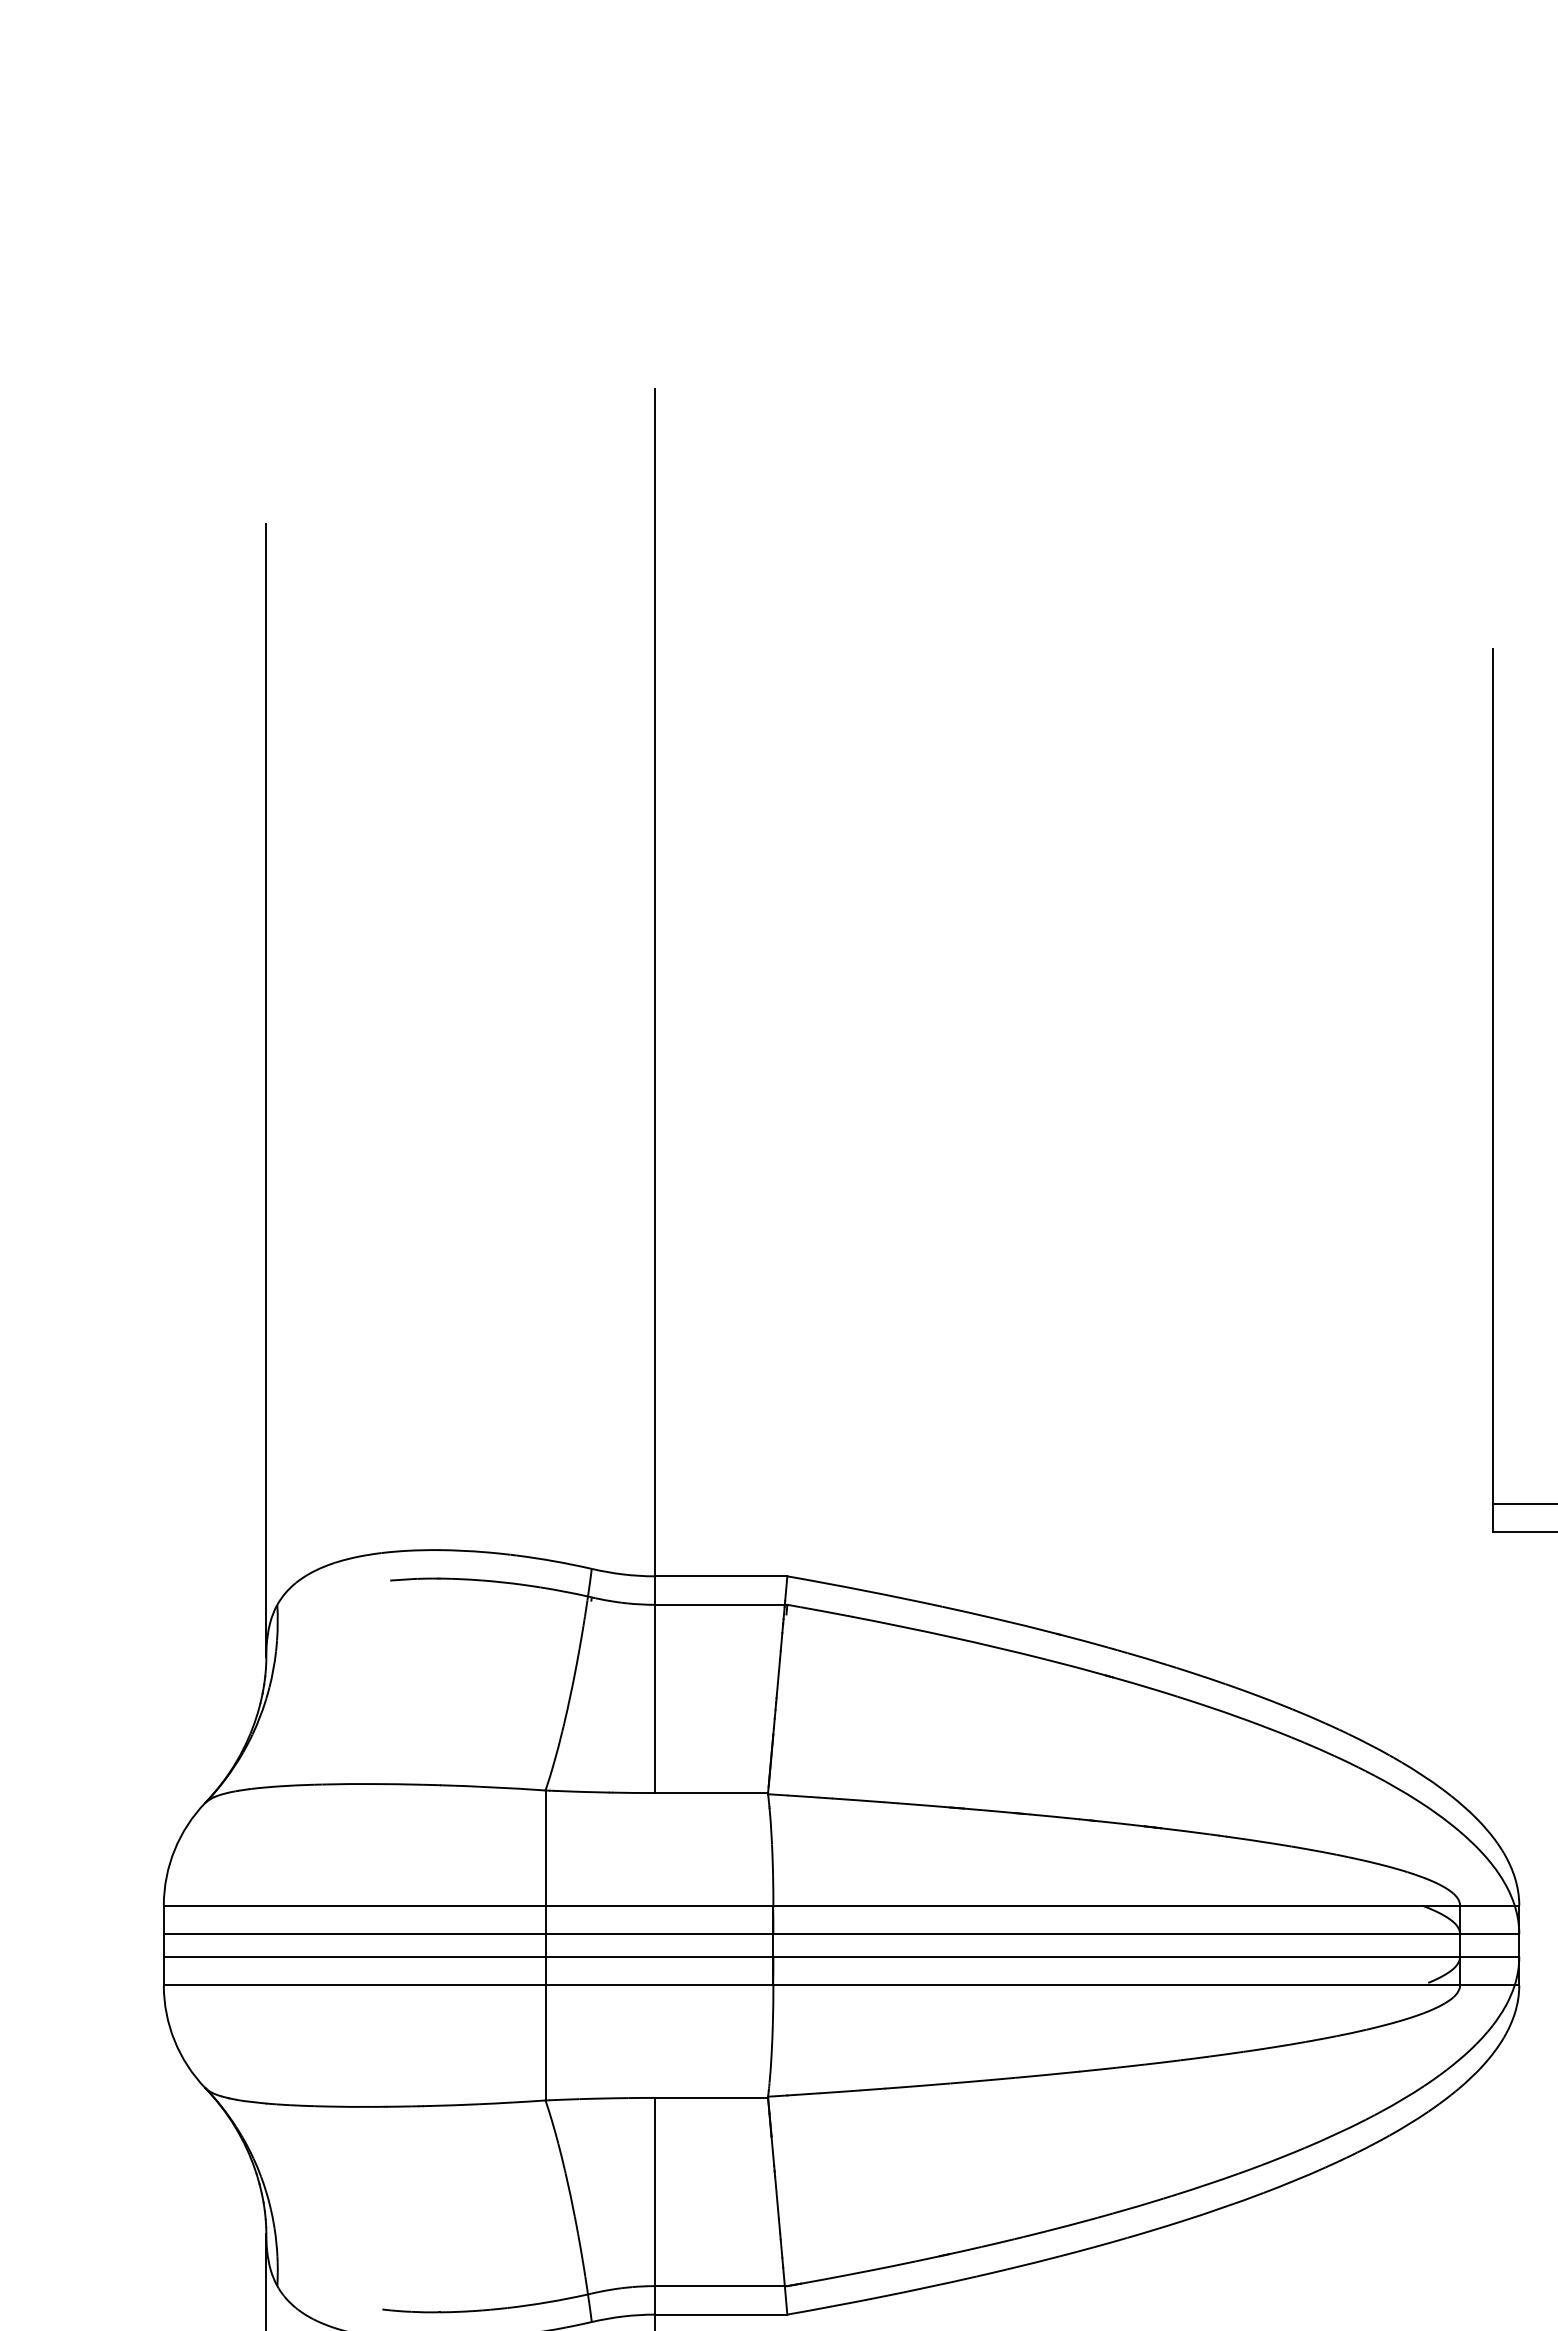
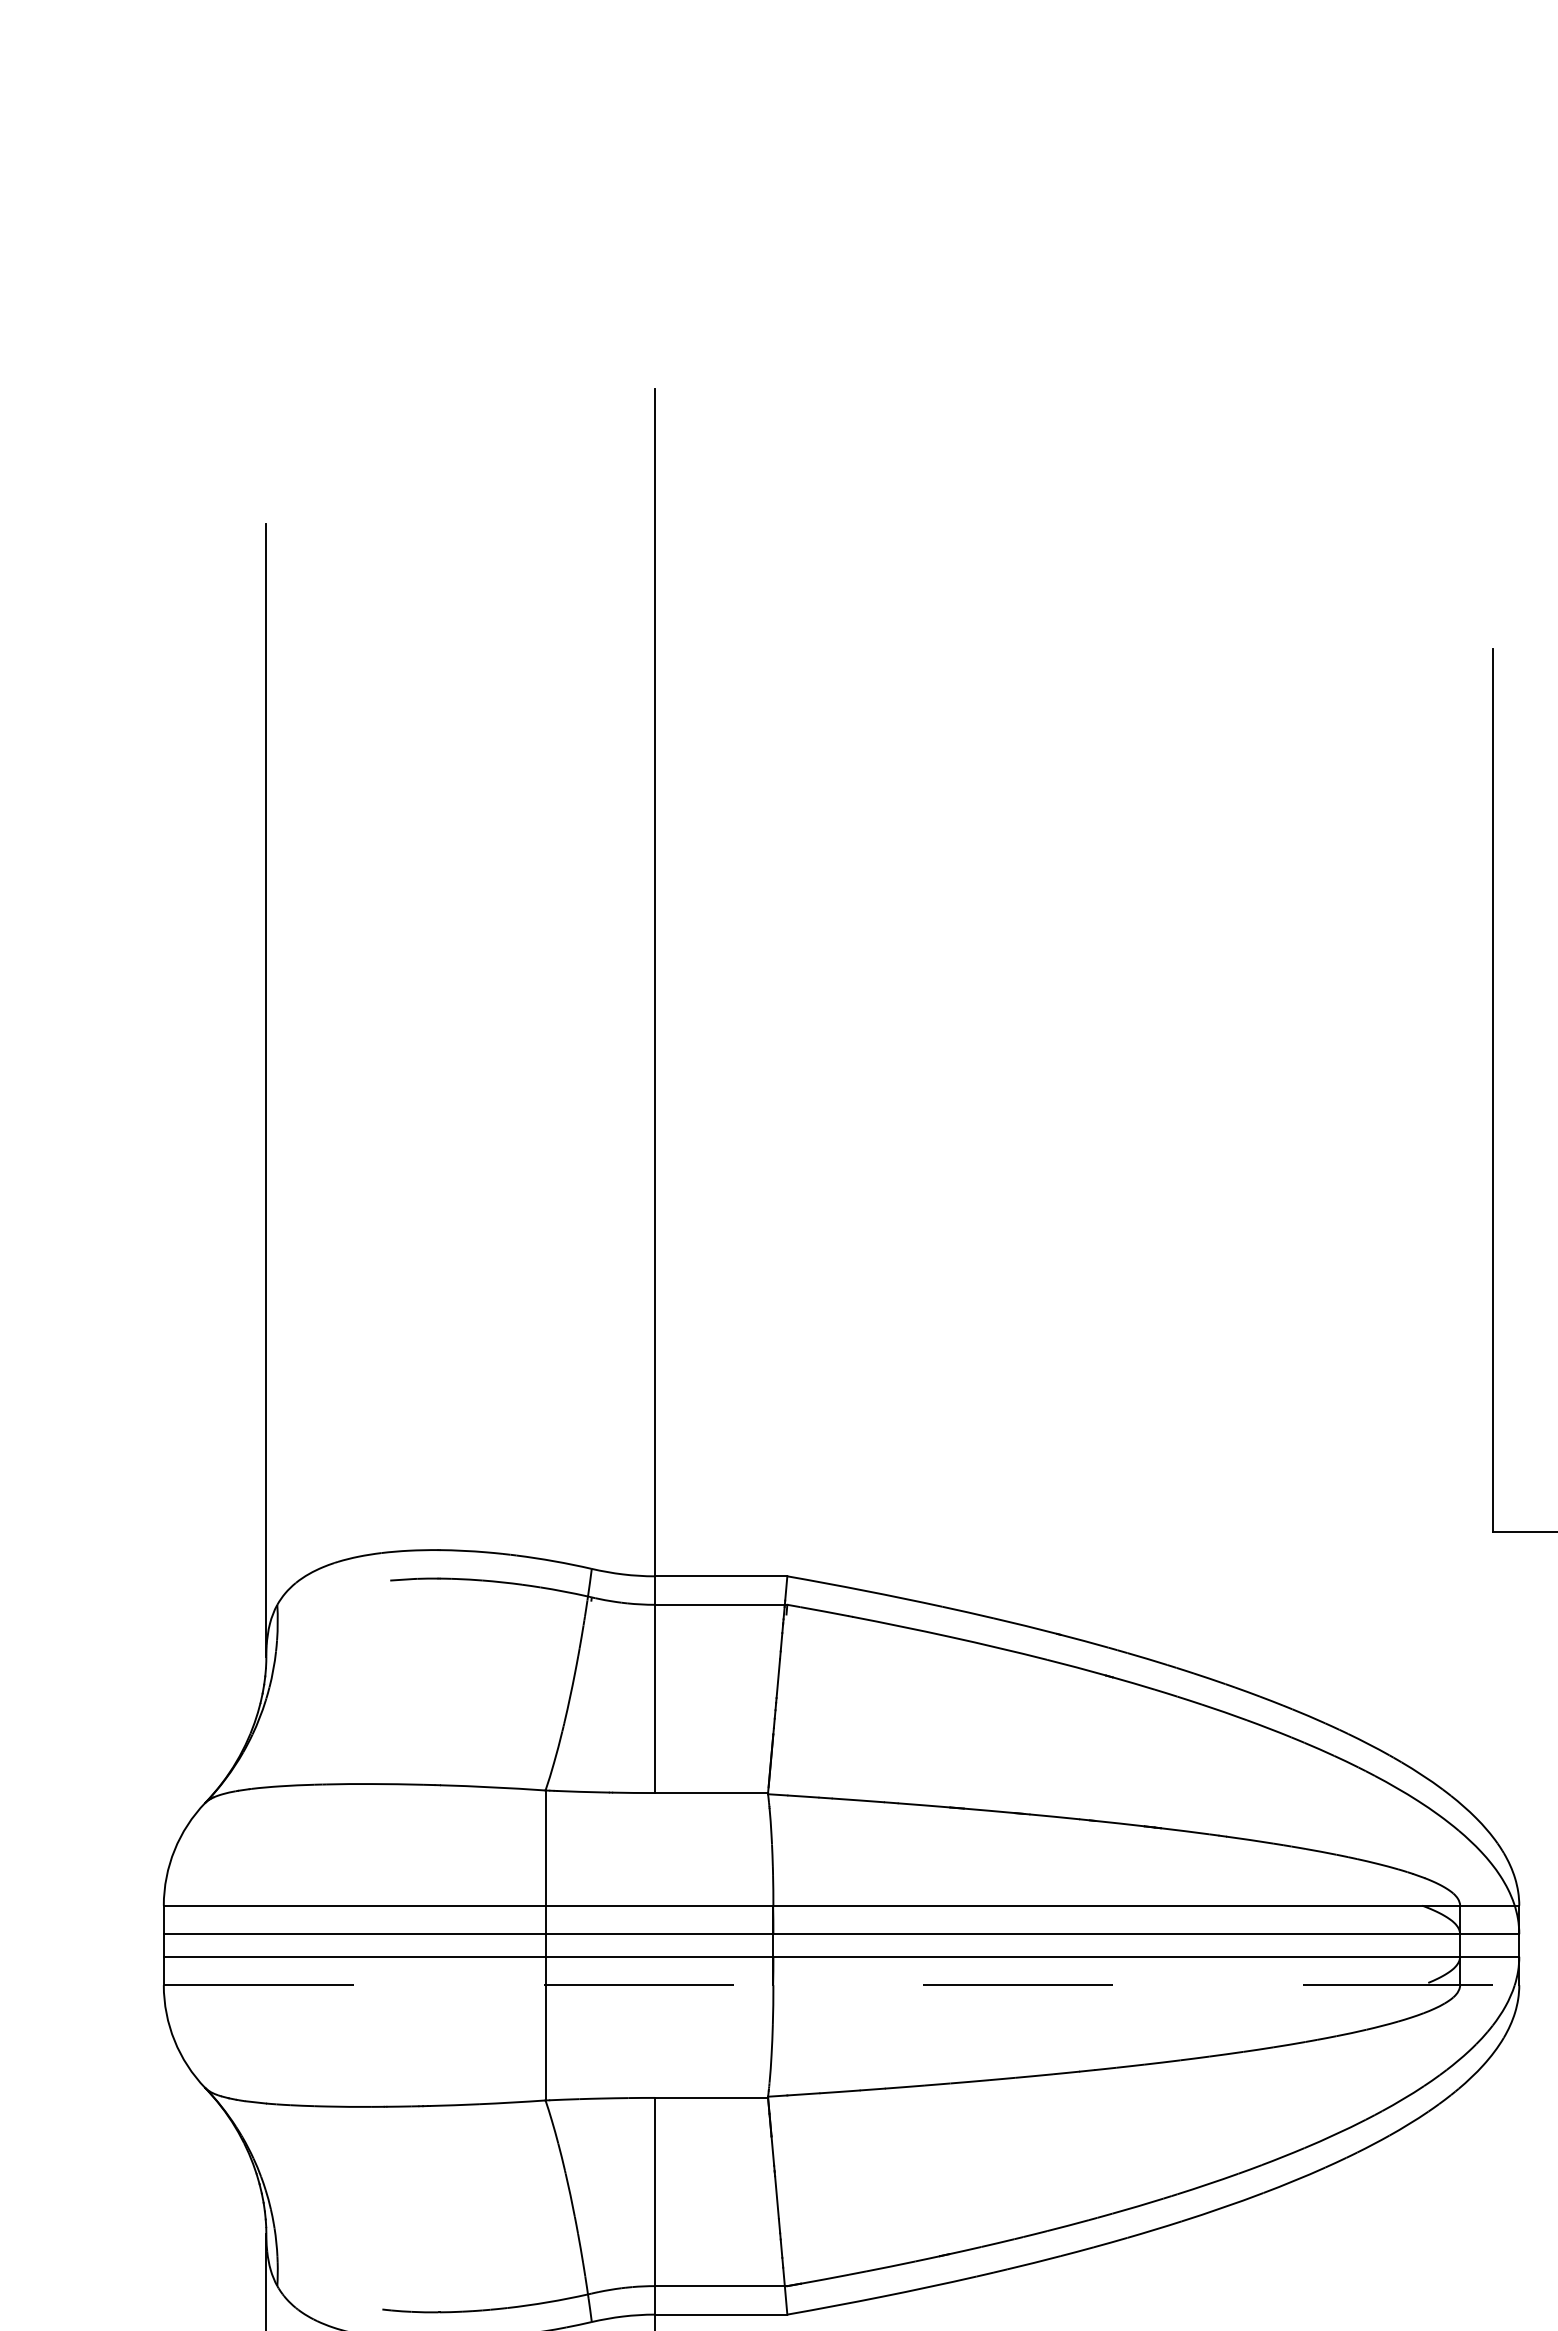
line: present -> none (1523, 1503)
line: solid -> dashed (841, 1985)
